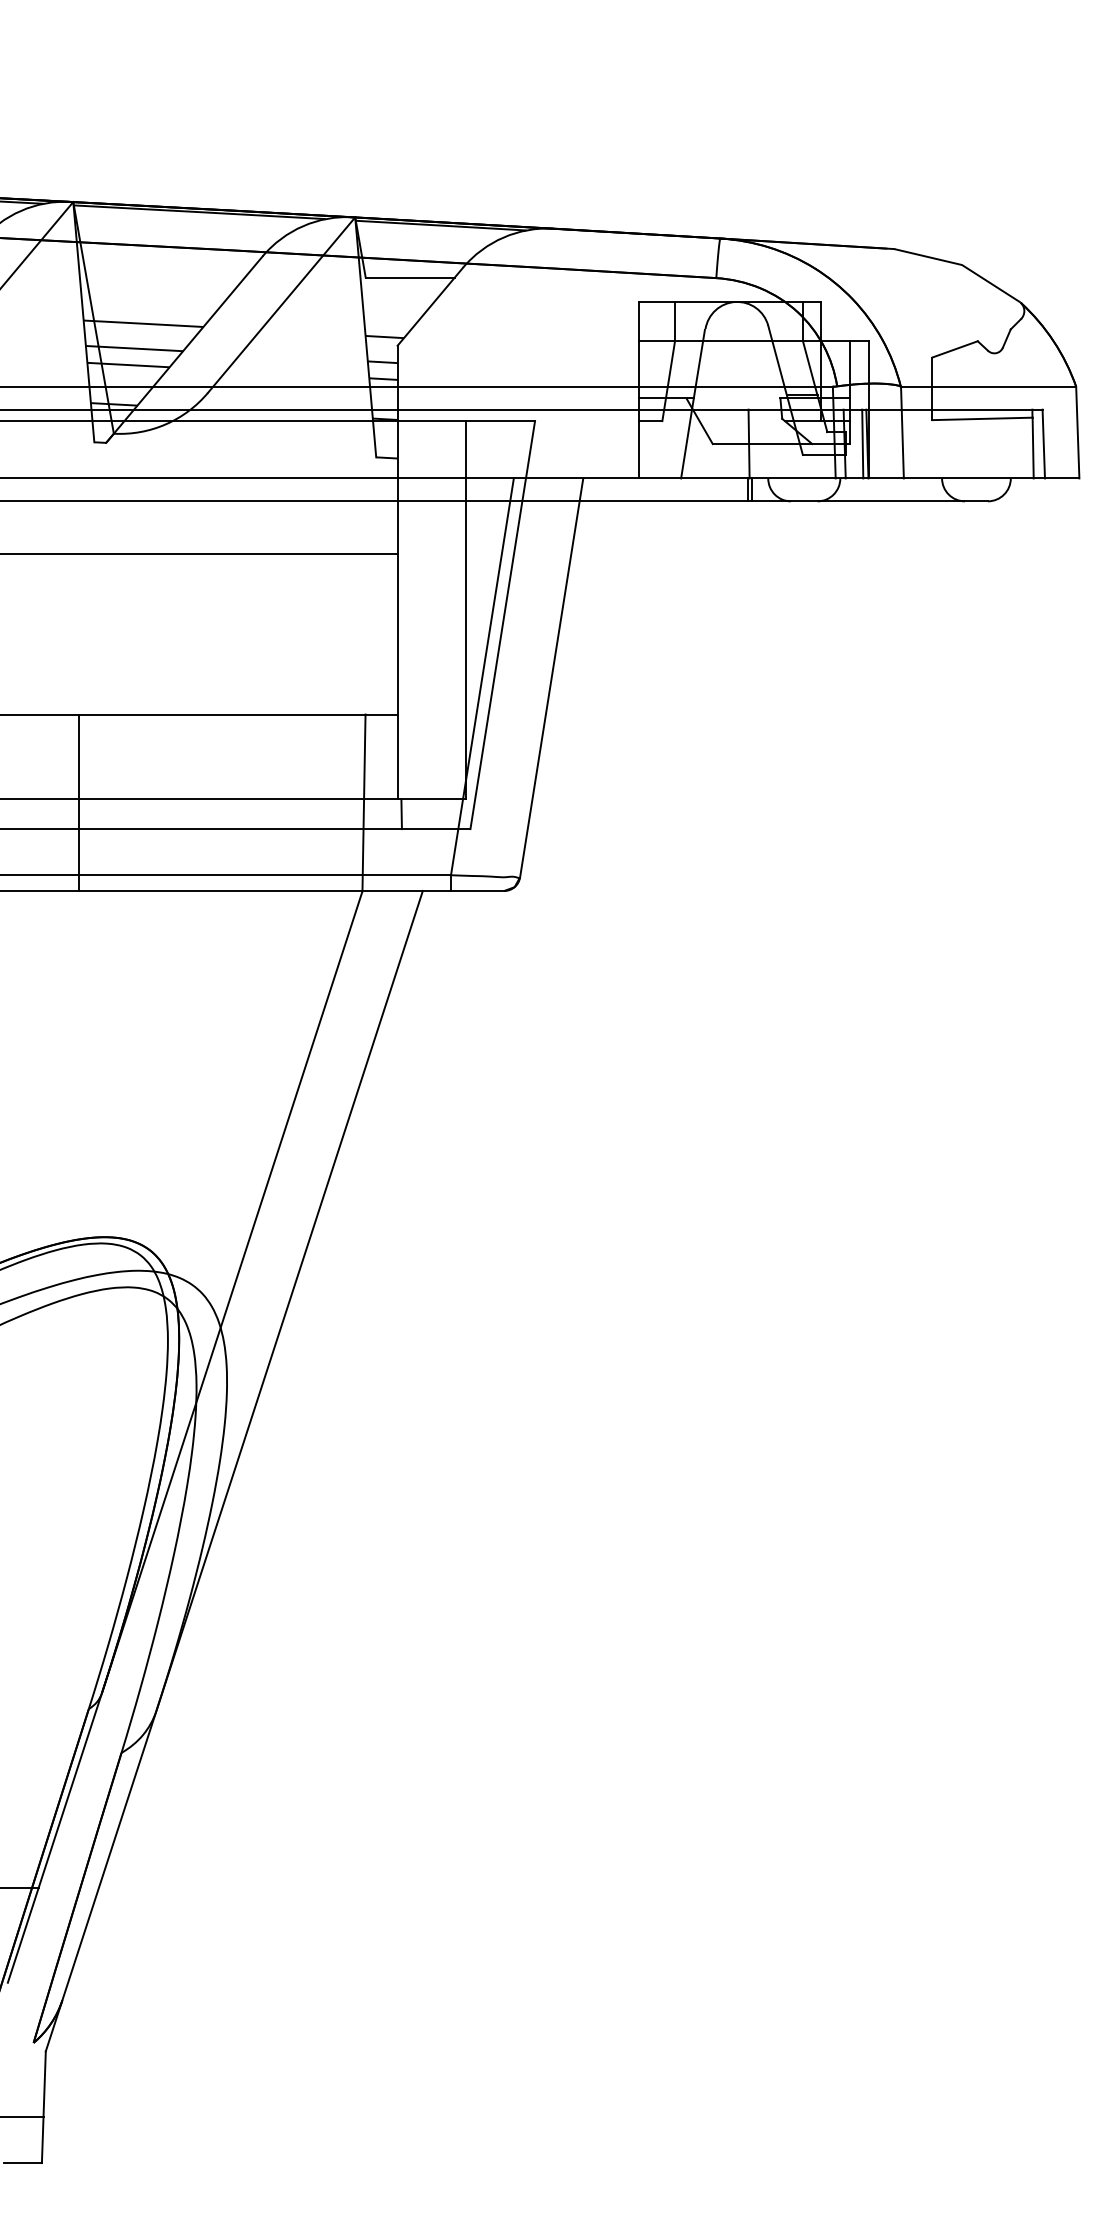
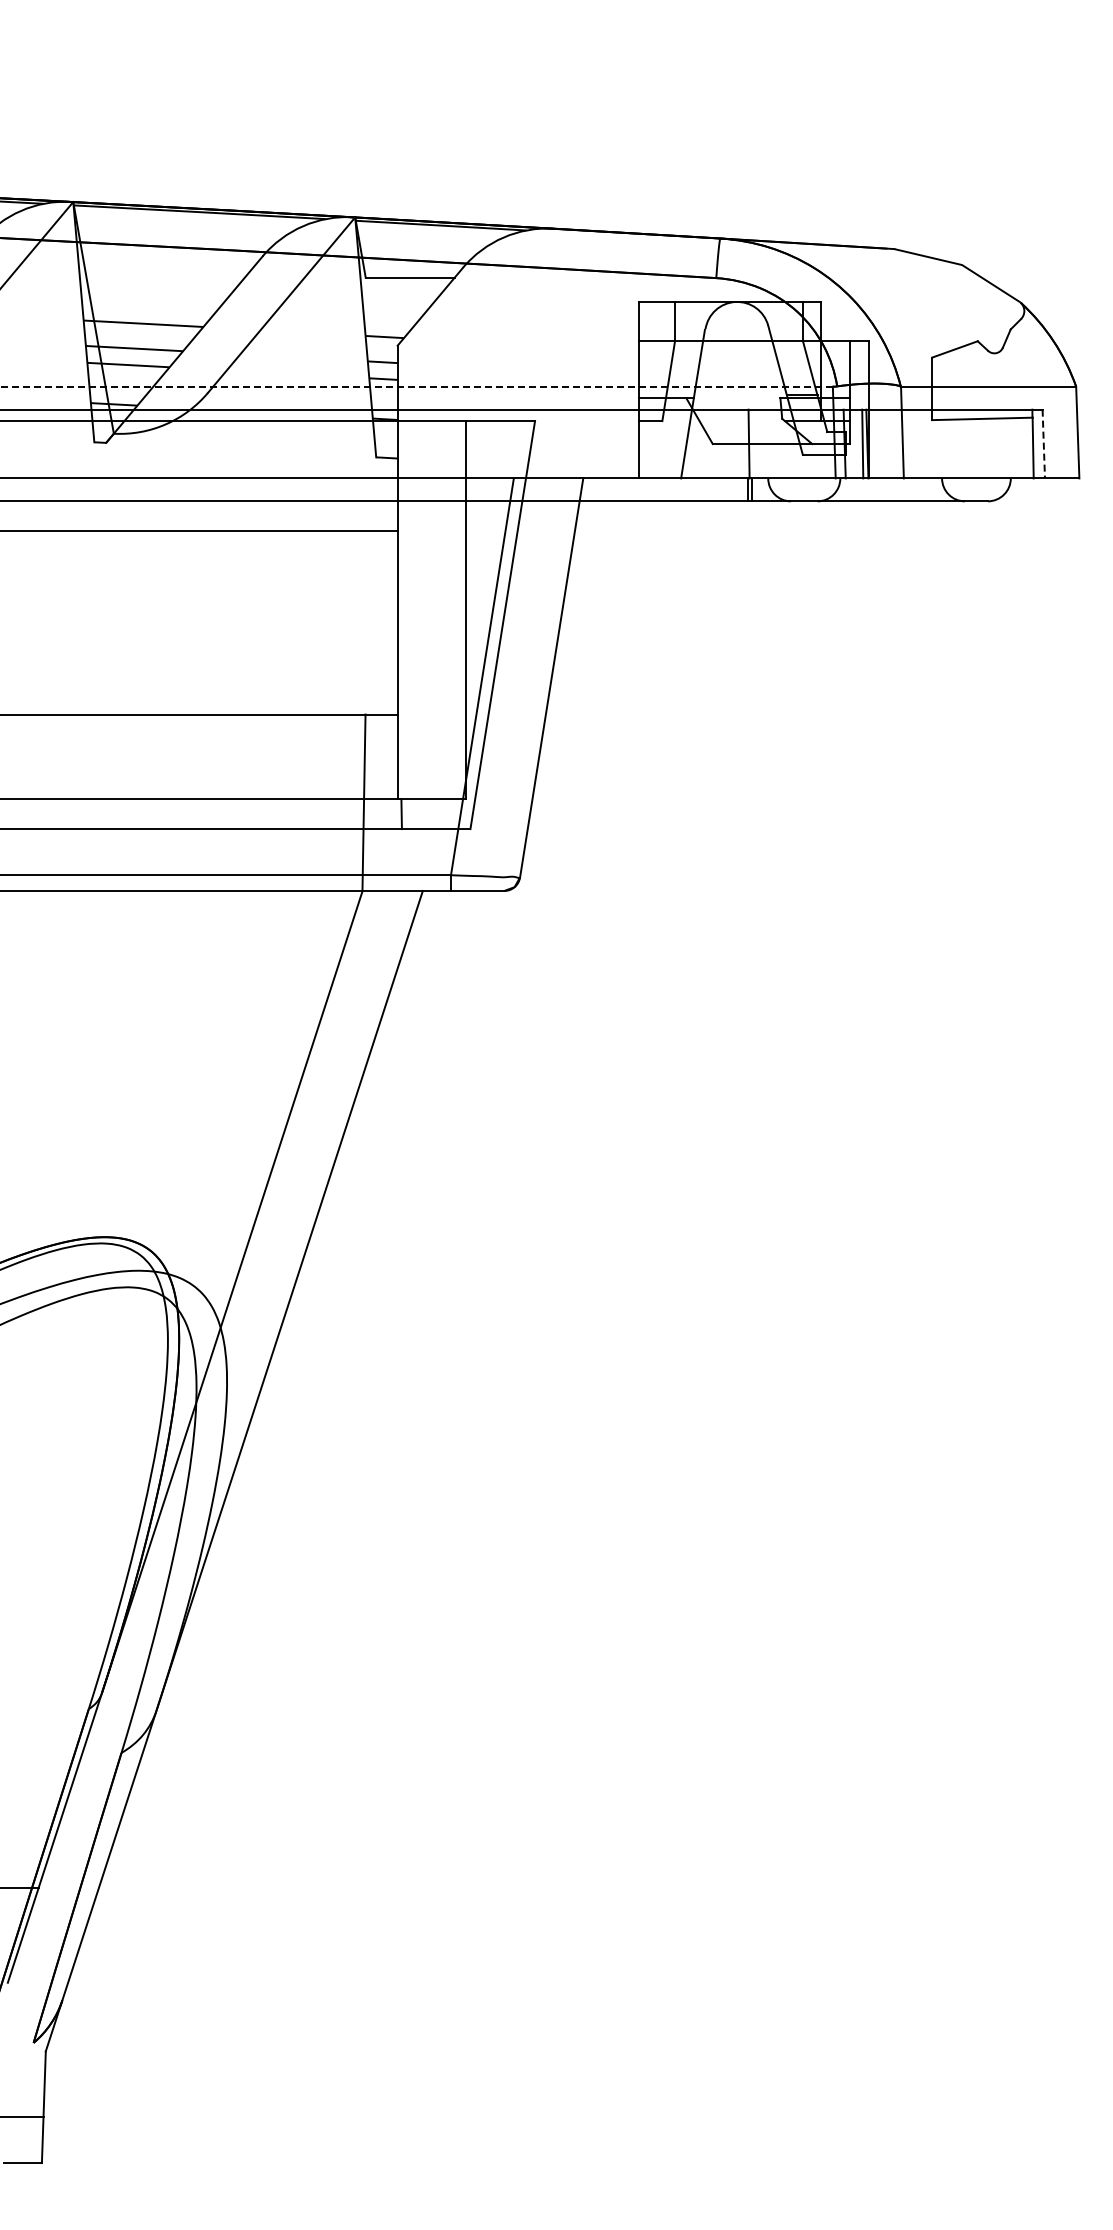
line: solid -> dashed (416, 386)
line: solid -> dashed (1043, 444)
line position: (199, 554) -> (199, 531) (199, 531)
line: present -> none (79, 802)
